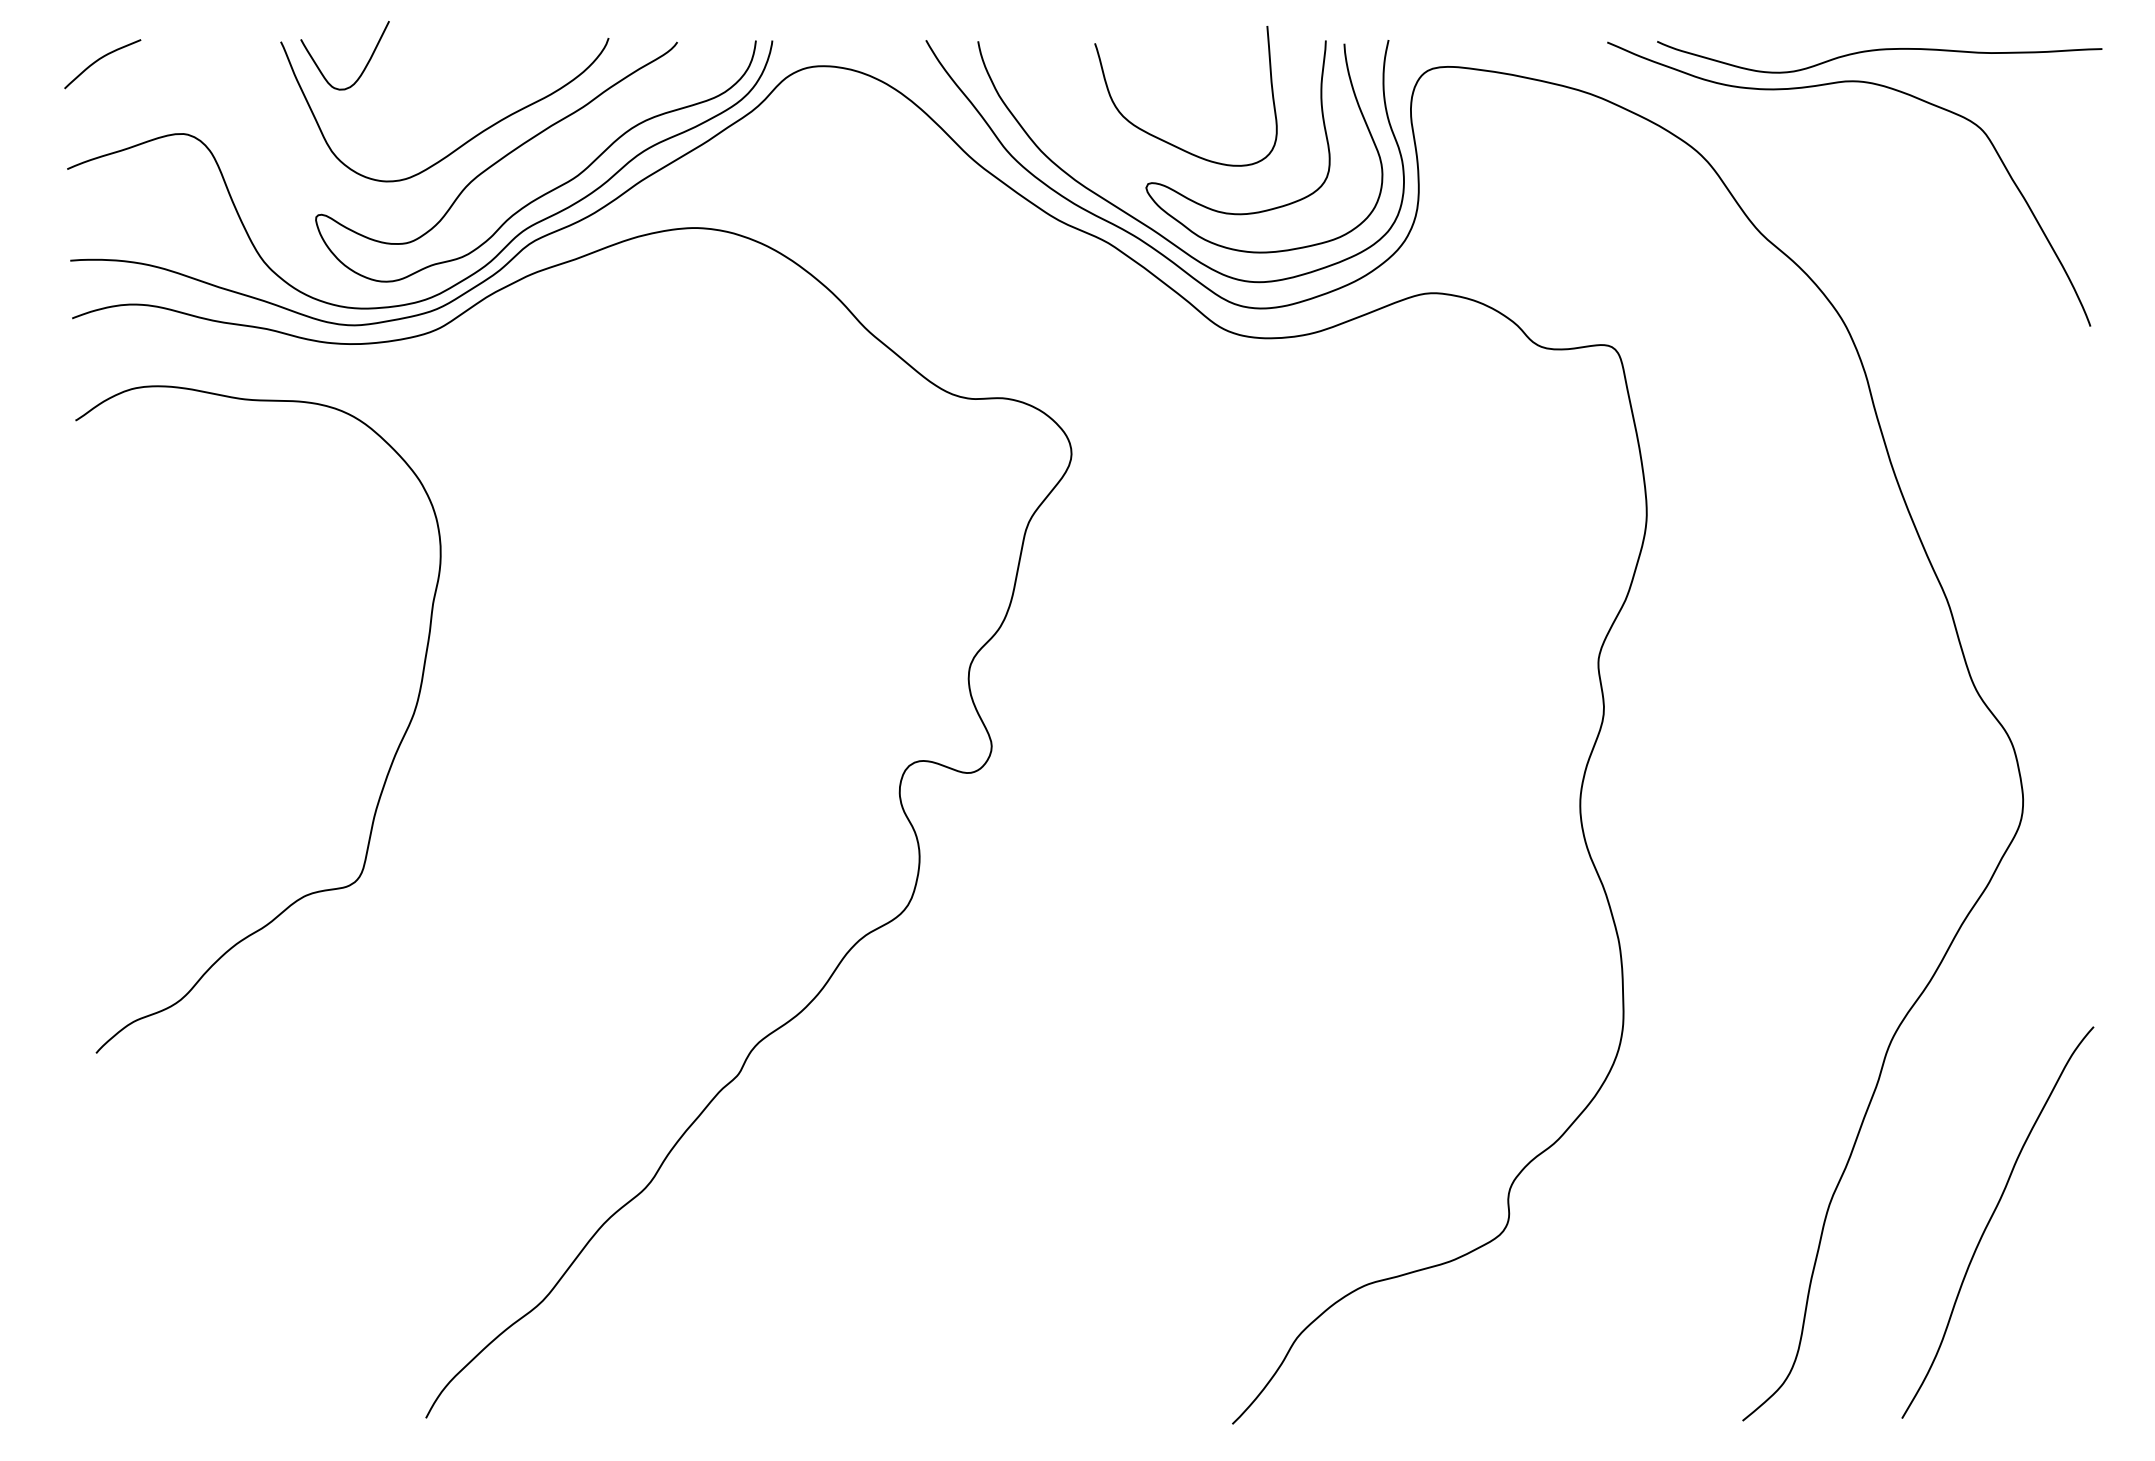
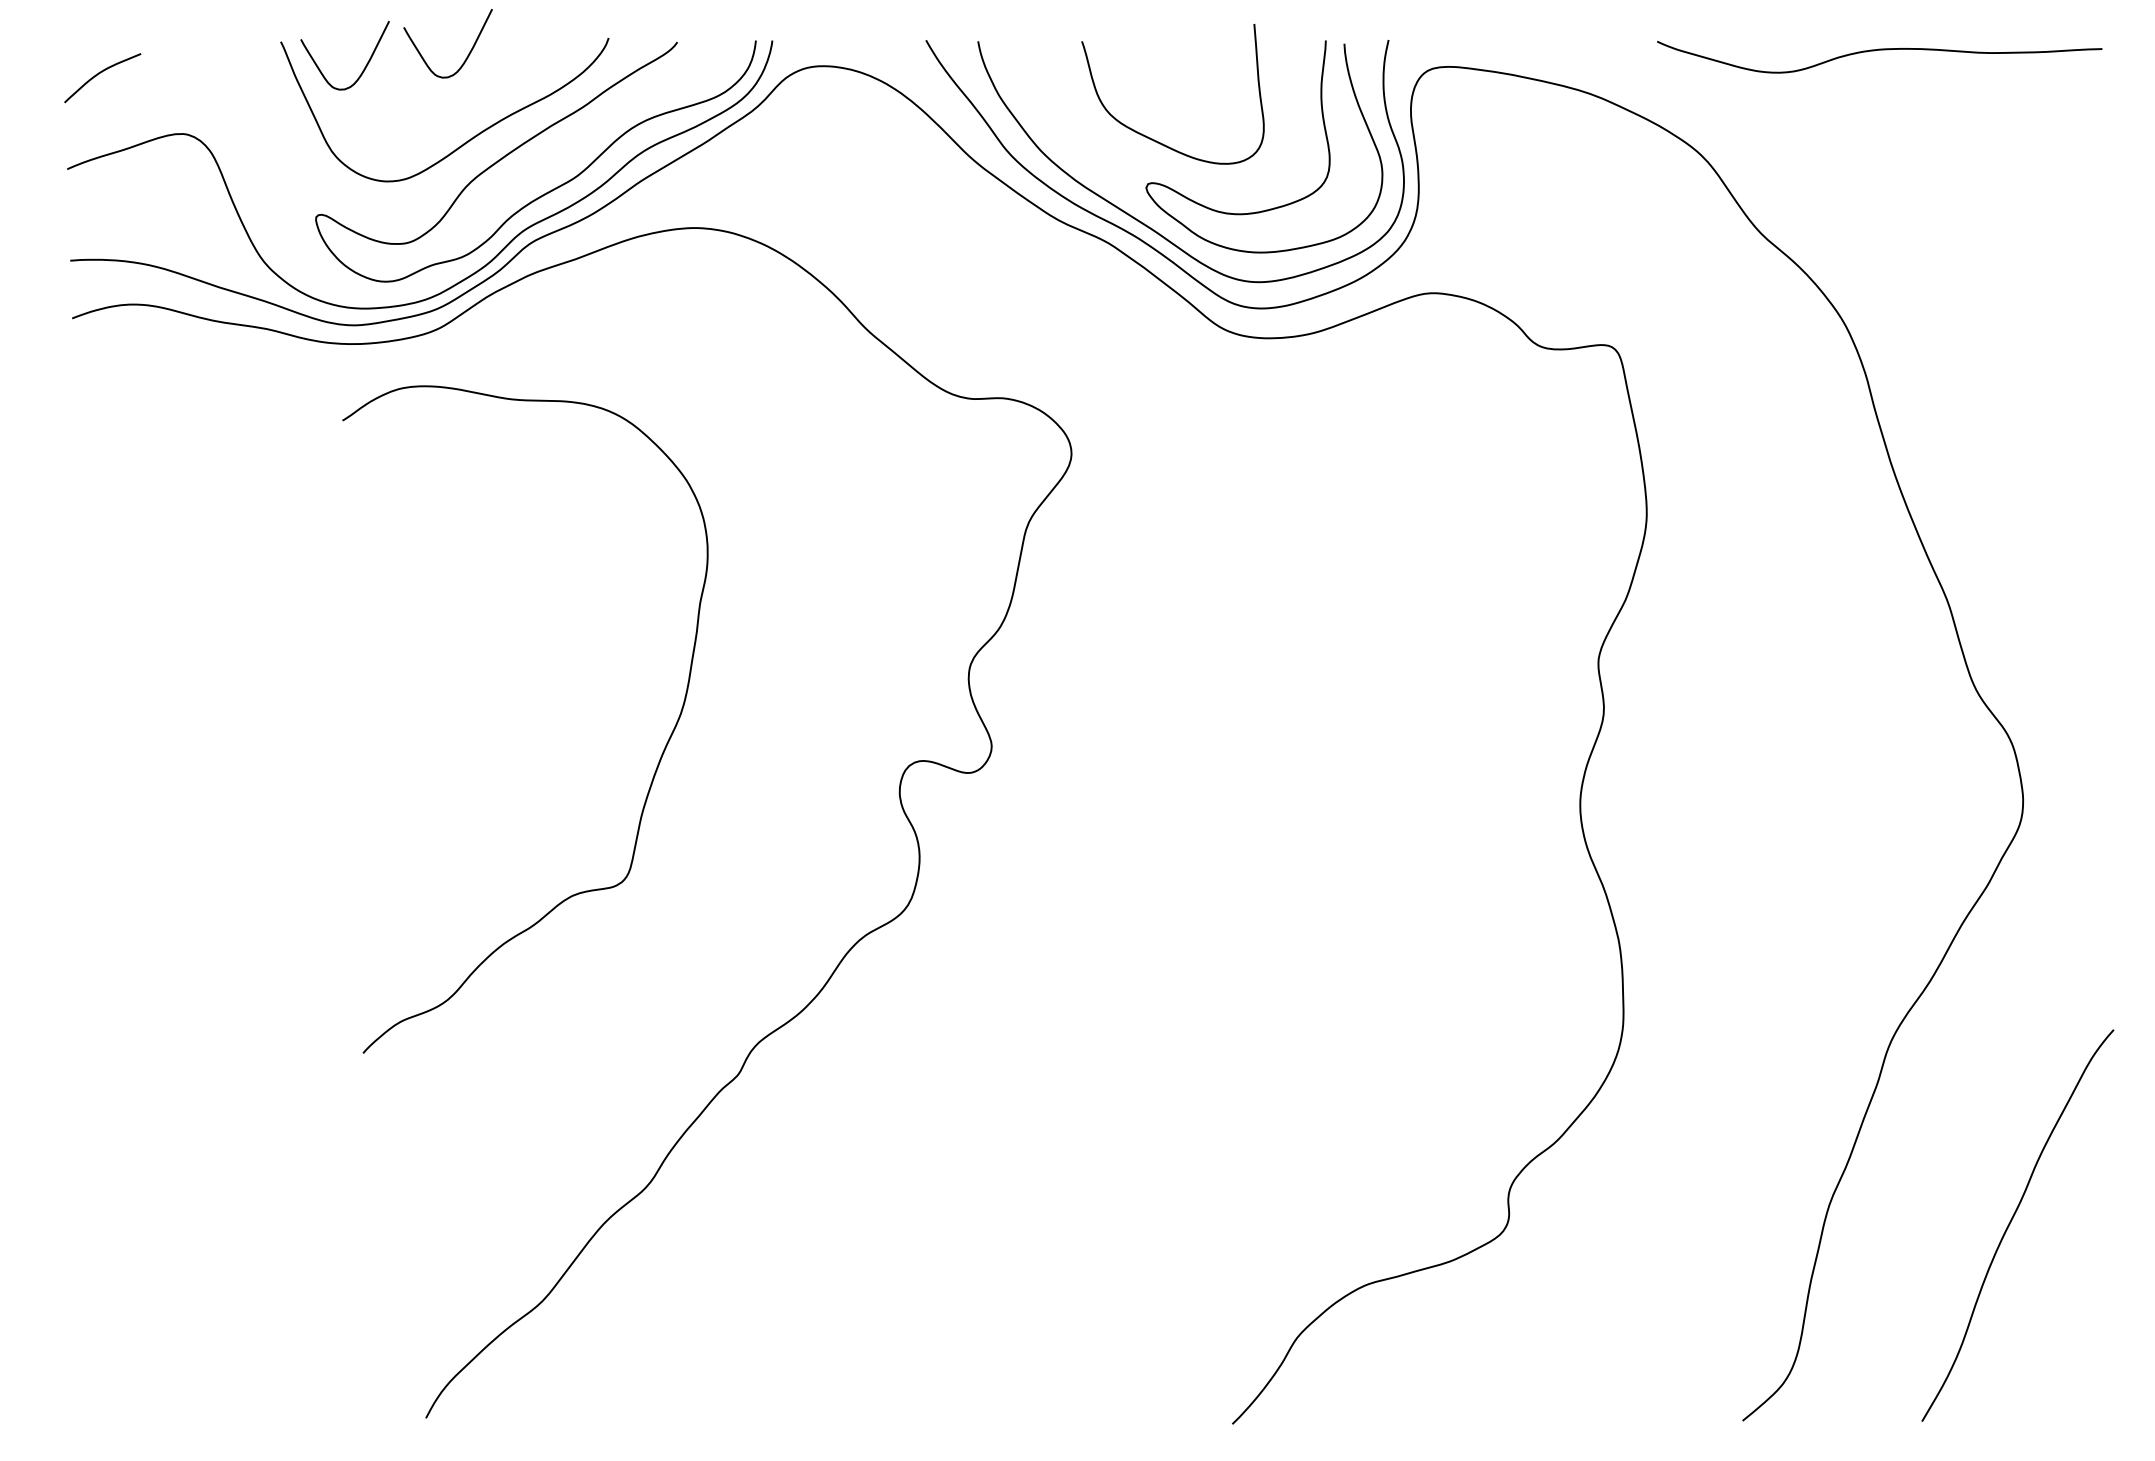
curve: none -> present (468, 53)
curve position: (99, 60) -> (99, 74) (99, 74)
curve: present -> none (1832, 84)
curve position: (1163, 139) -> (1150, 137) (1150, 137)
curve position: (388, 769) -> (655, 769) (655, 769)
curve position: (1991, 1219) -> (2011, 1222) (2011, 1222)
